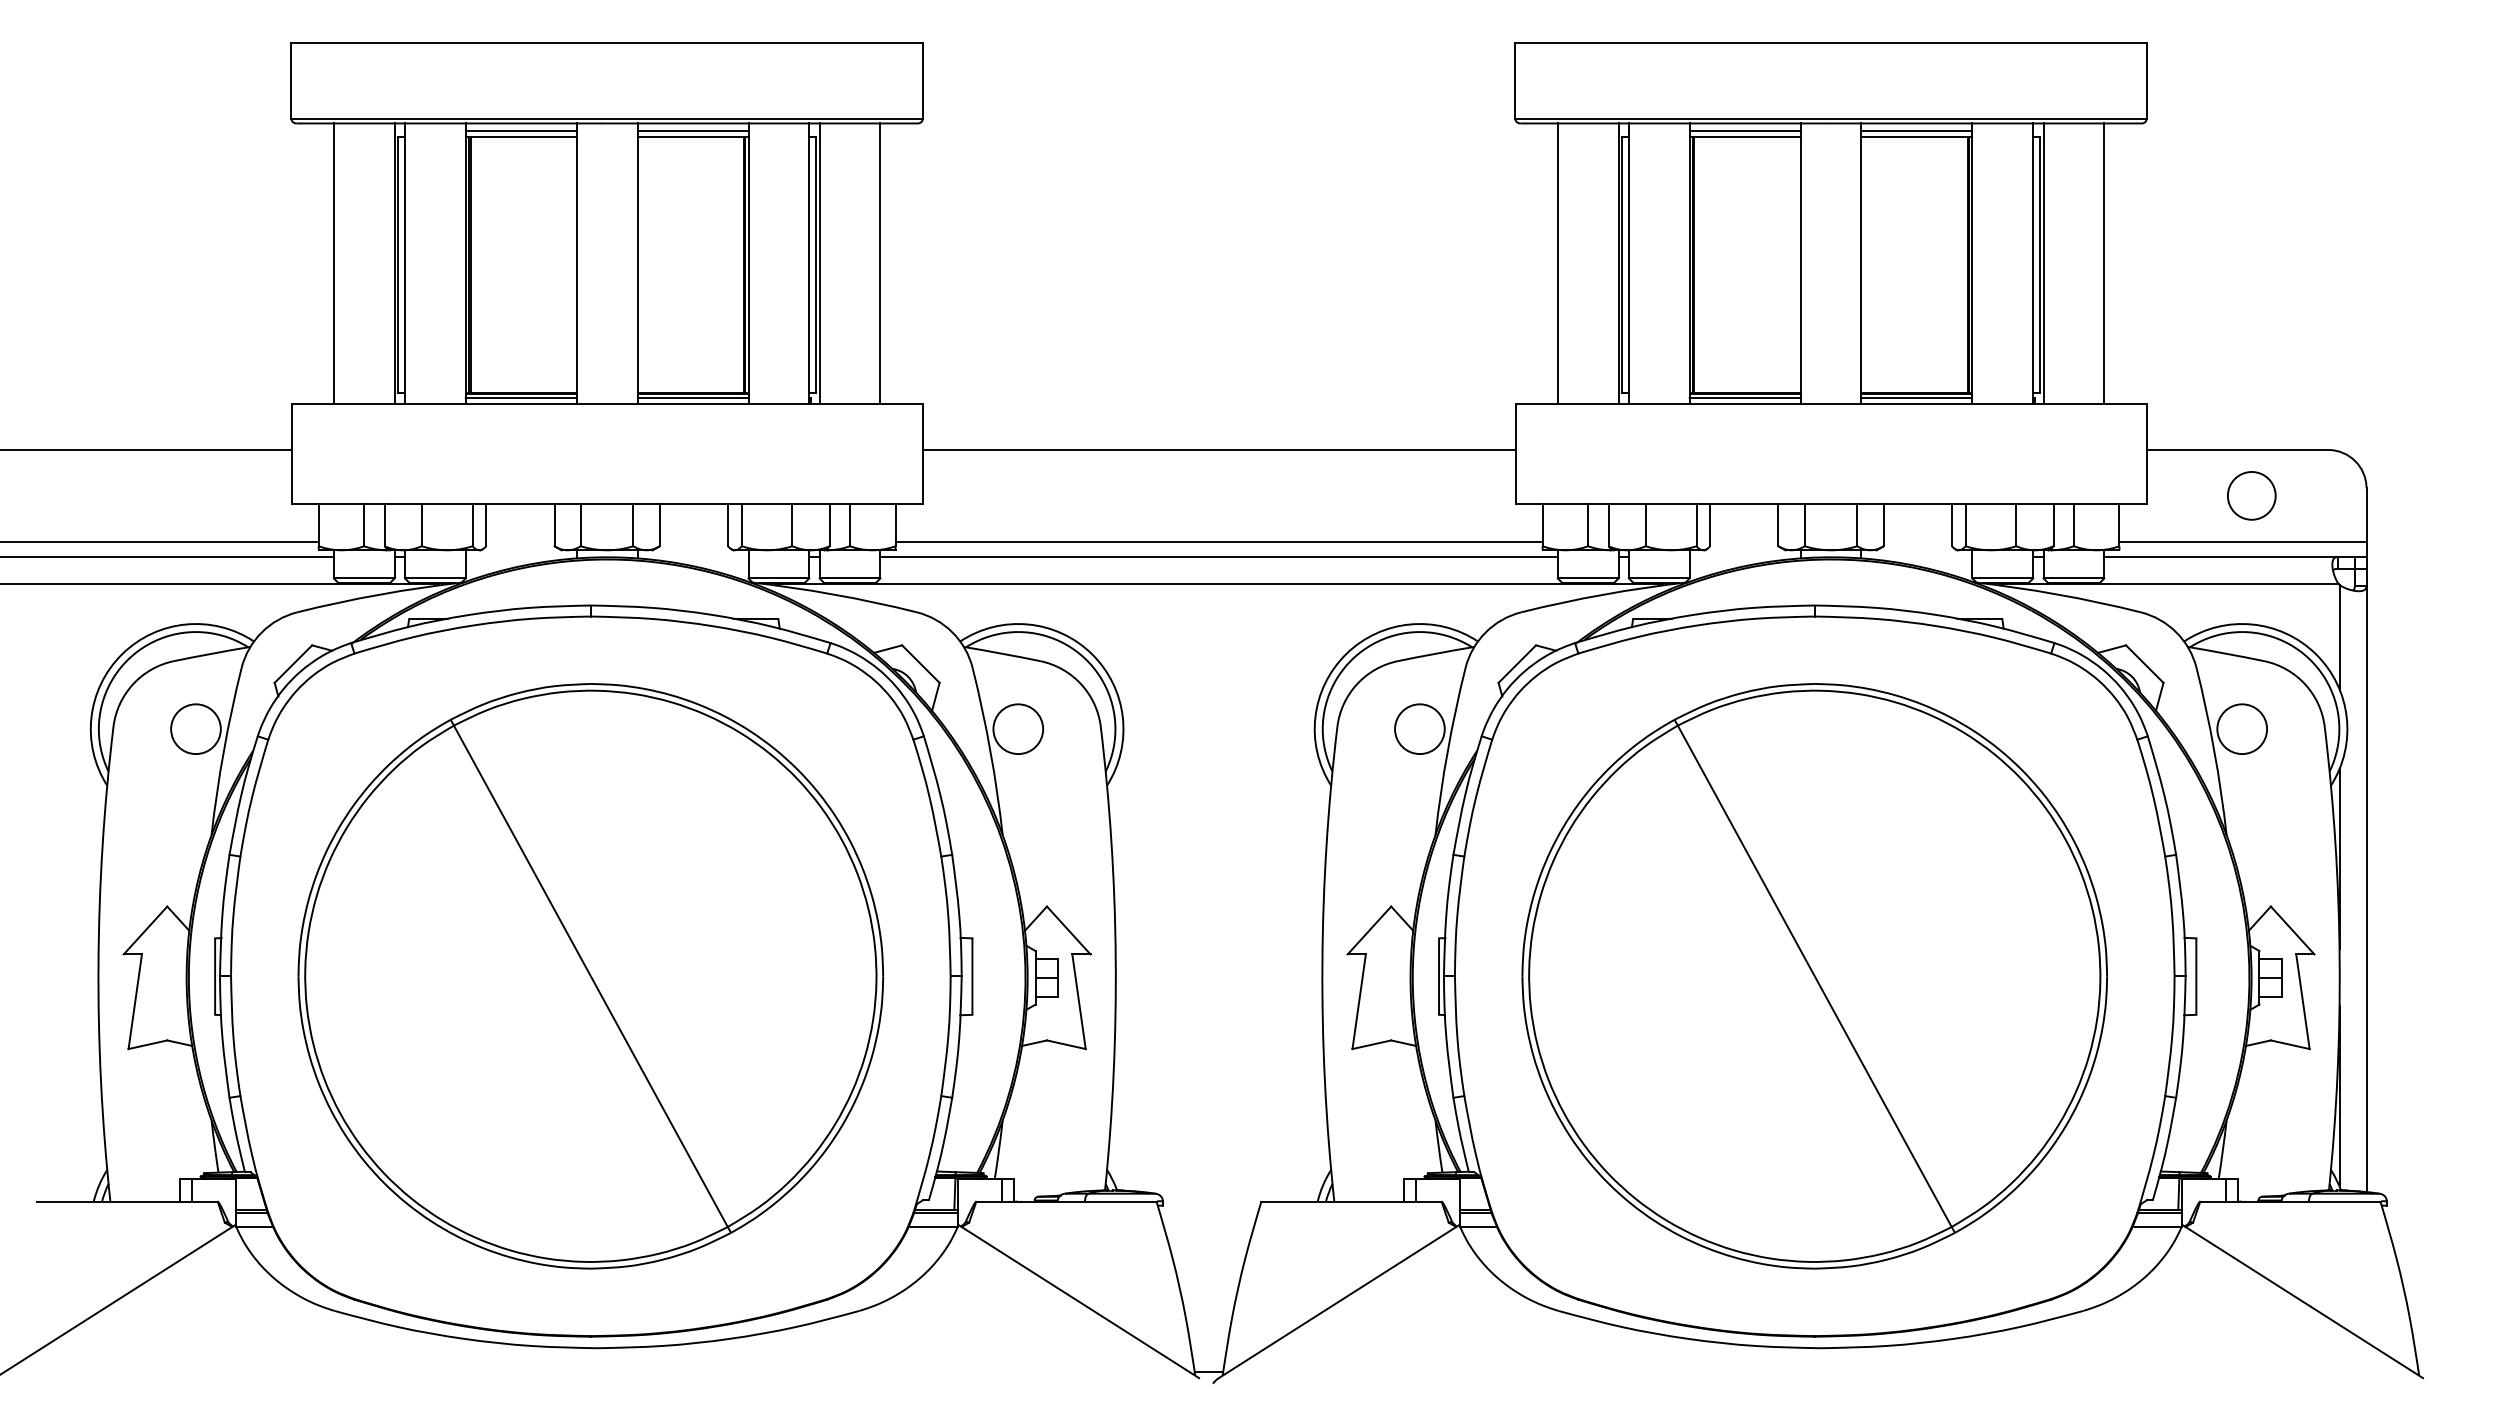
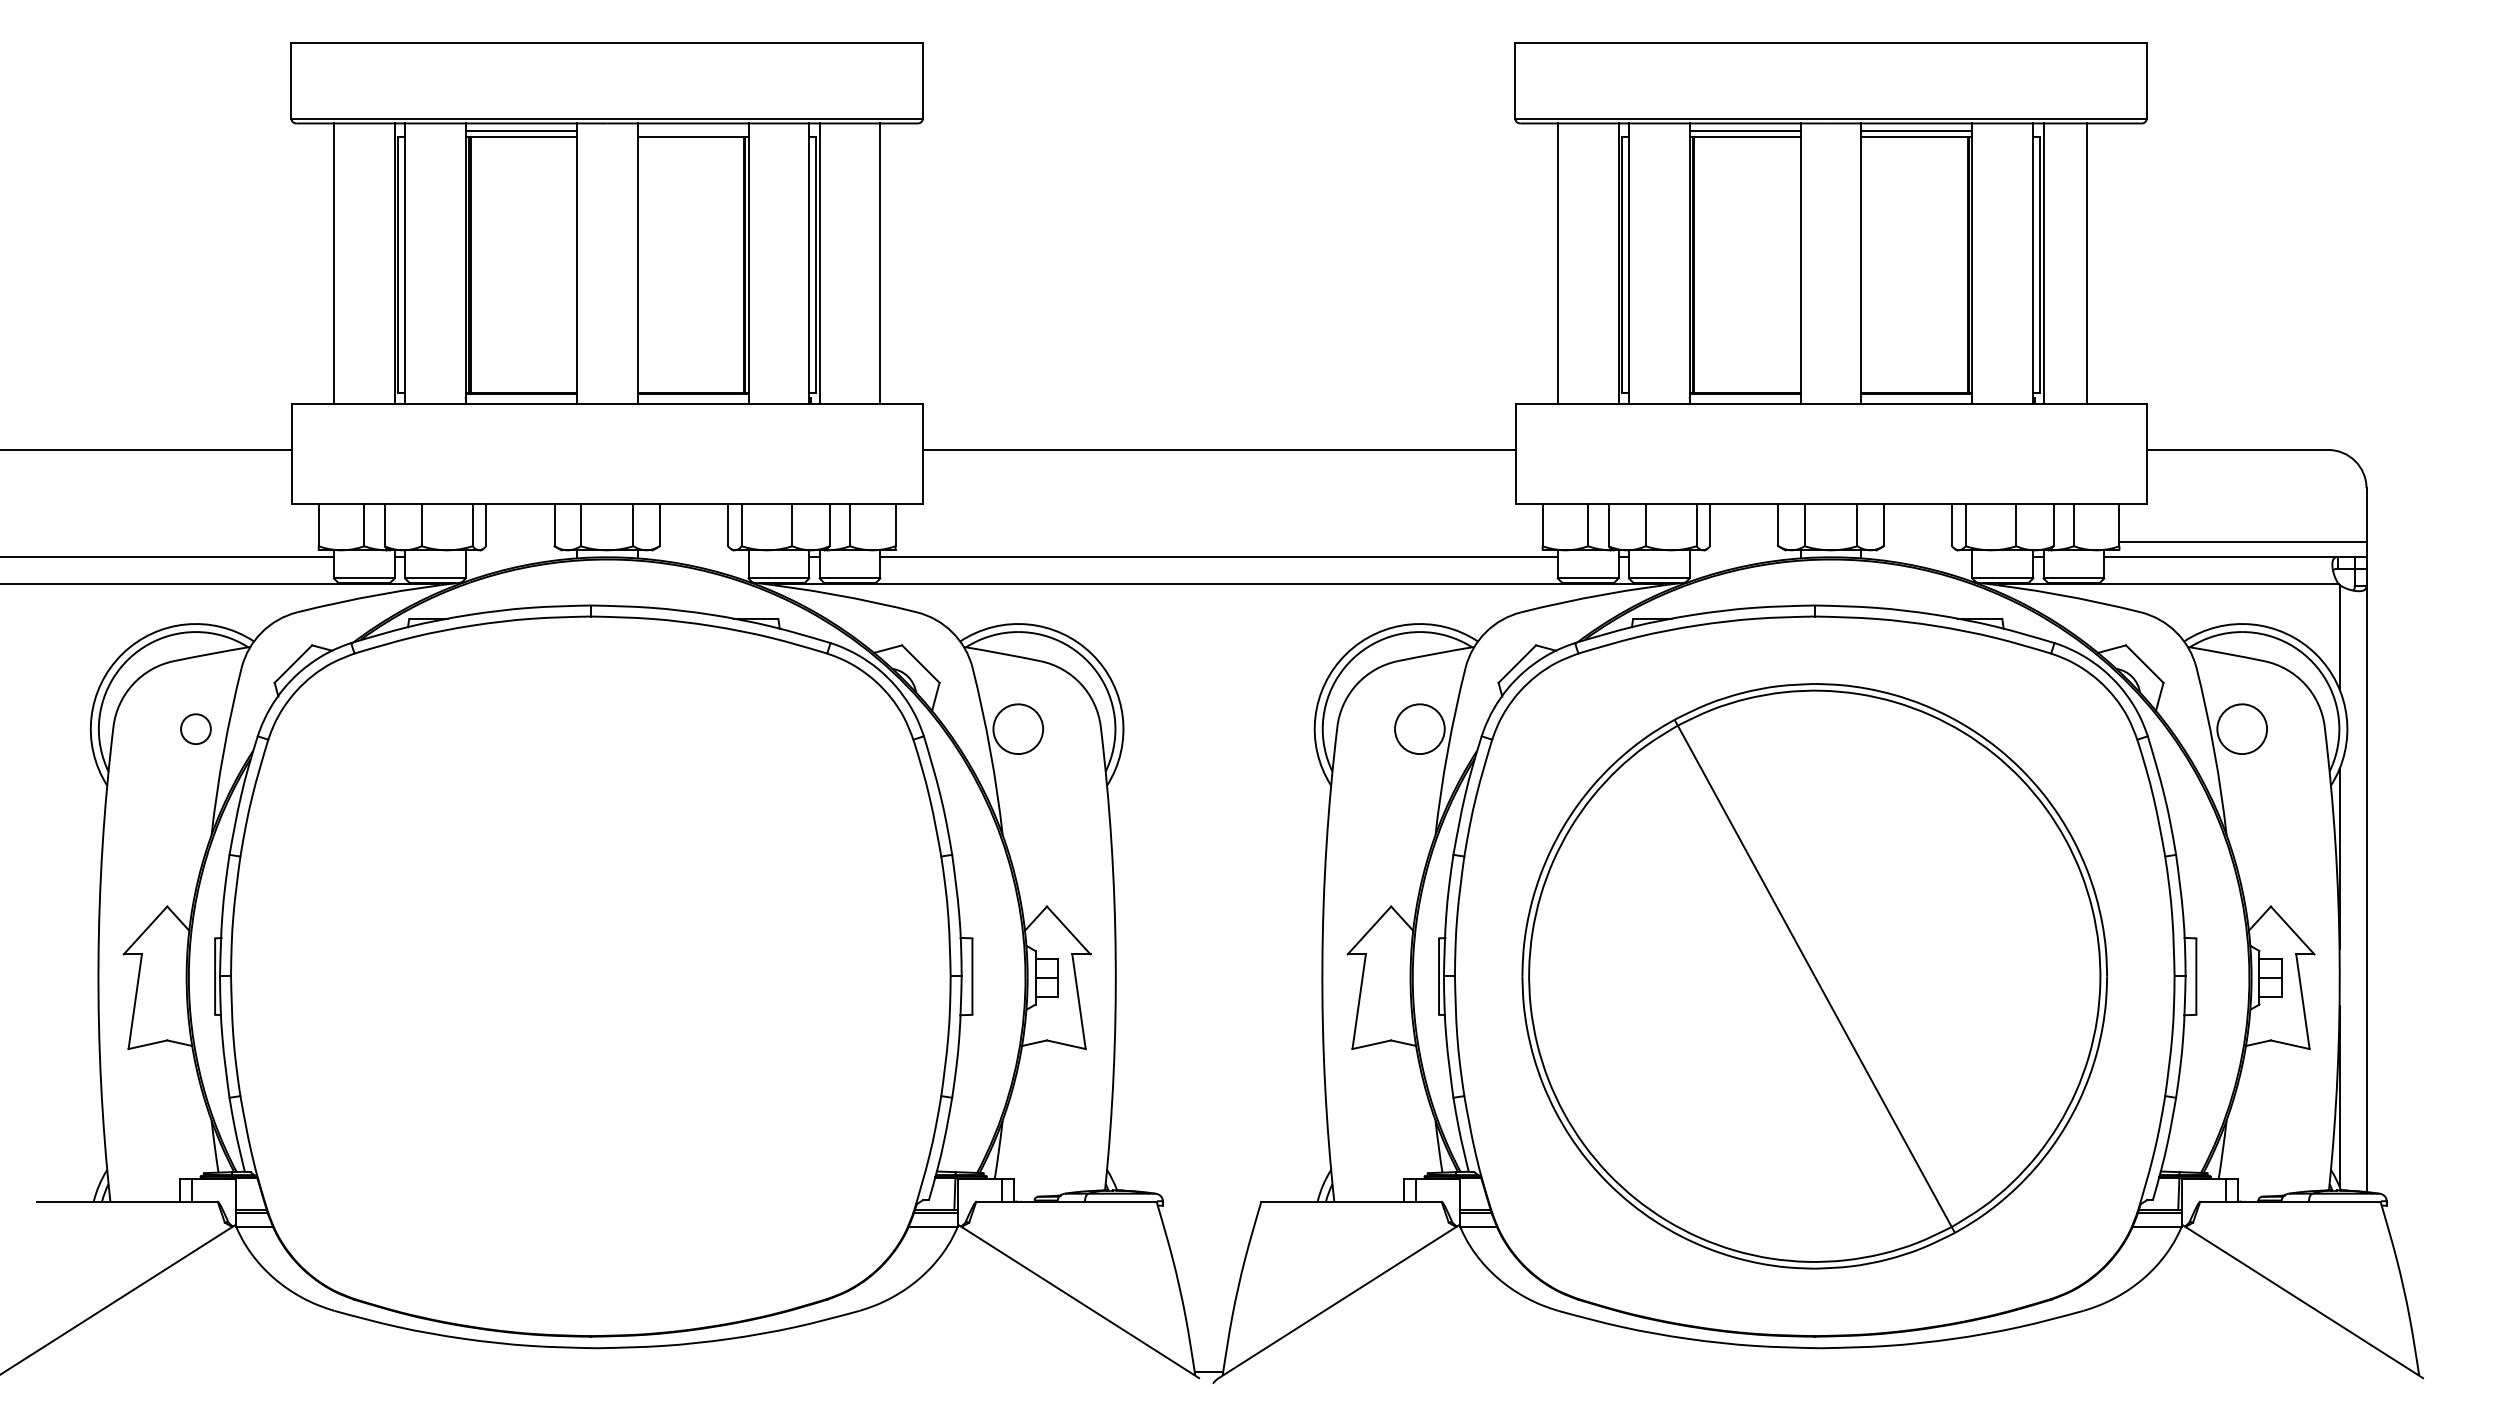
line: present -> none (692, 131)
line position: (2104, 263) -> (2087, 263) (2087, 263)
line: present -> none (520, 398)
line: present -> none (692, 398)
line: present -> none (1744, 398)
line: present -> none (1916, 398)
circle: present -> none (2251, 495)
line: present -> none (160, 541)
line: present -> none (1218, 541)
circle diameter: 50 px -> 30 px (195, 729)
part: present -> none (590, 976)
